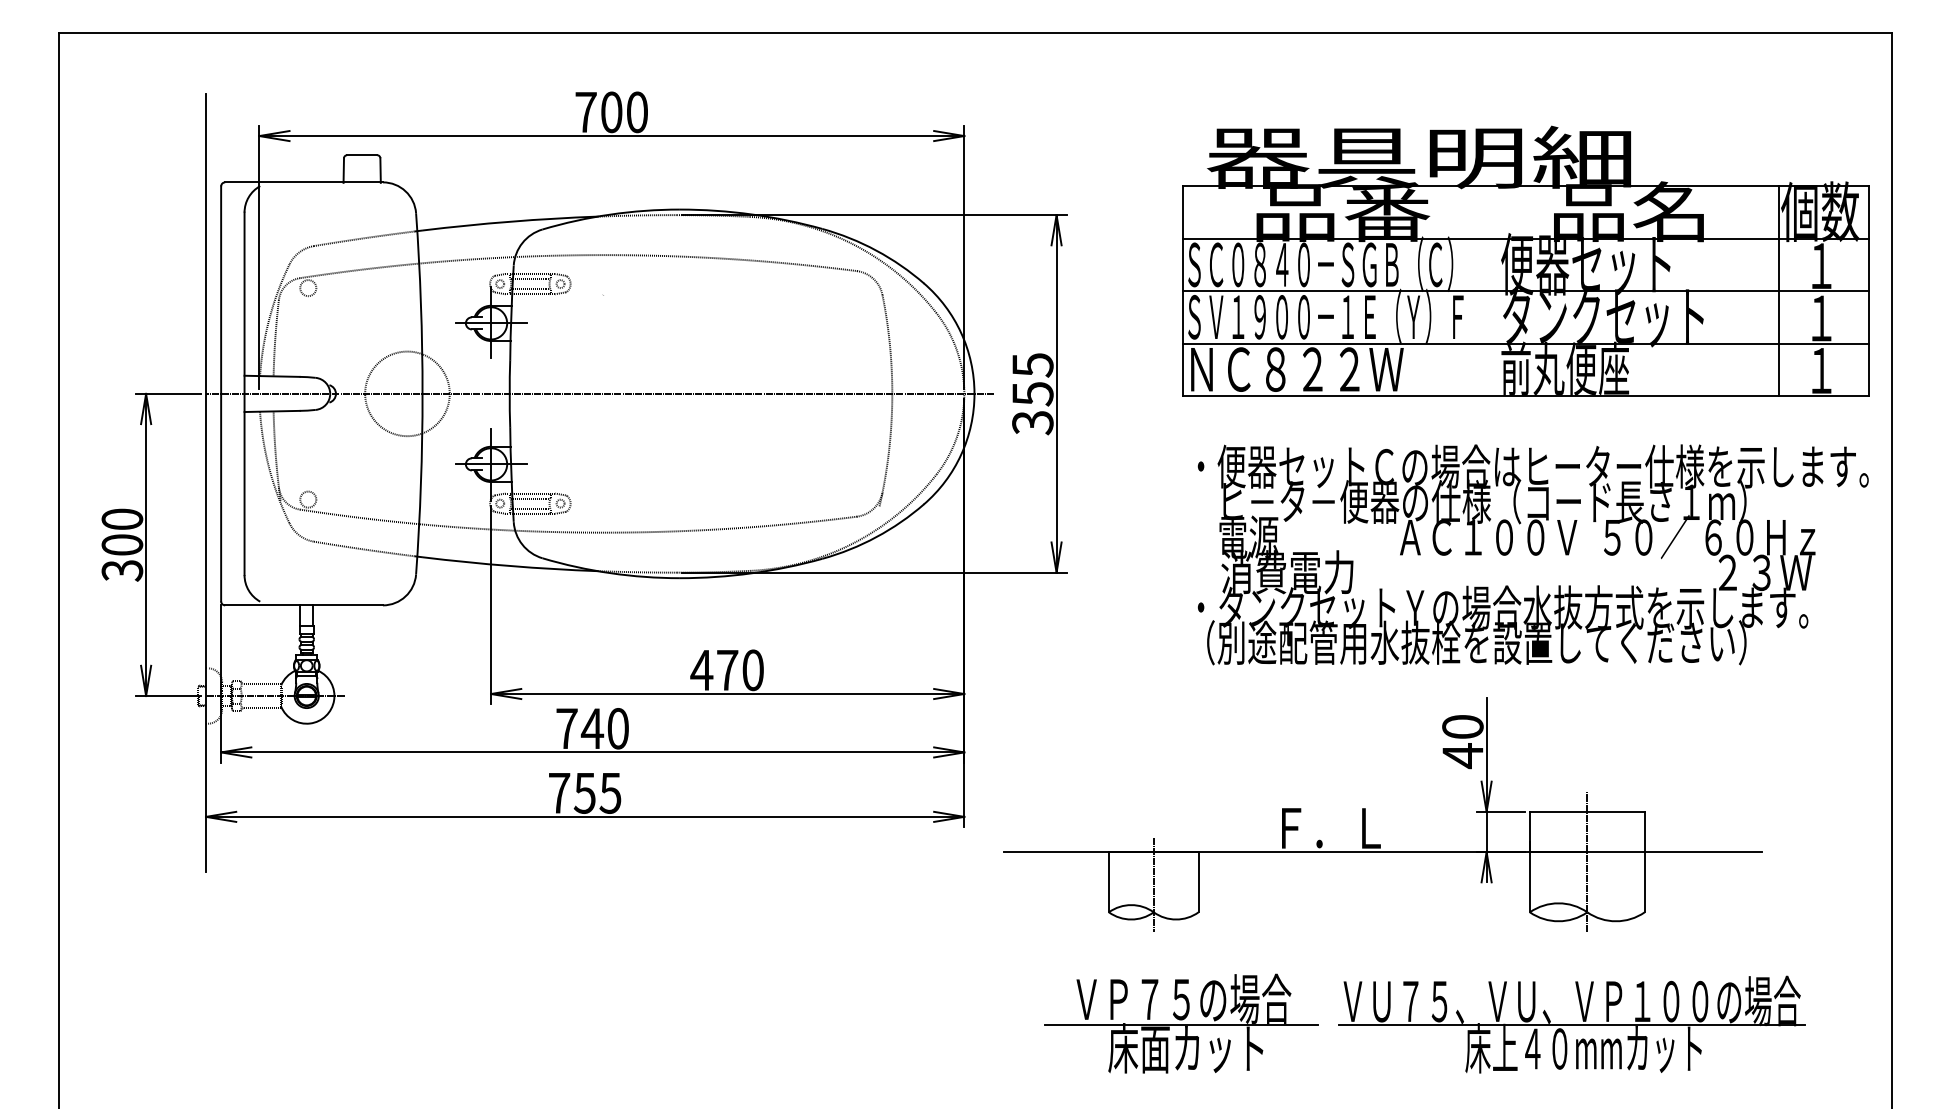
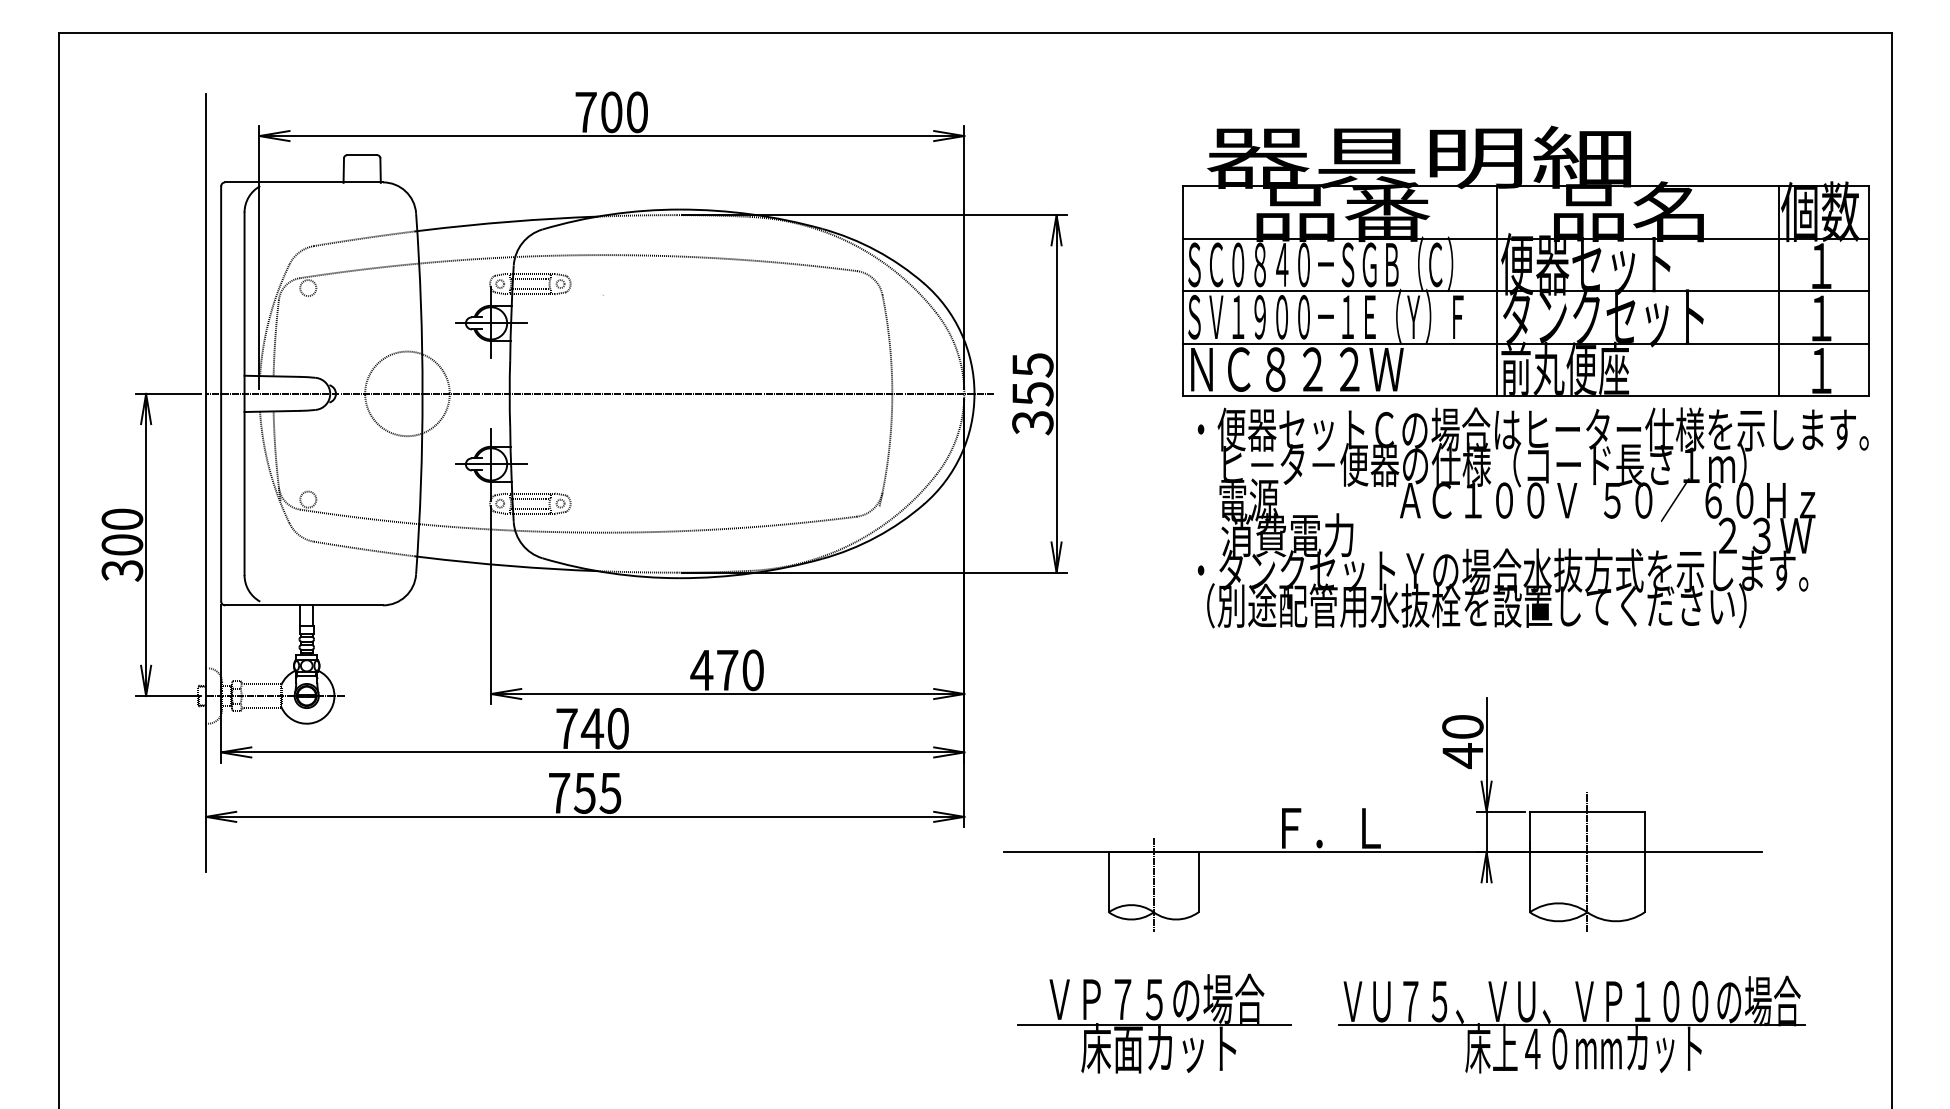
line: none -> present (1496, 290)
text position: (1532, 554) -> (1532, 517) (1532, 517)
part position: (1181, 1023) -> (1154, 1023) (1154, 1023)
